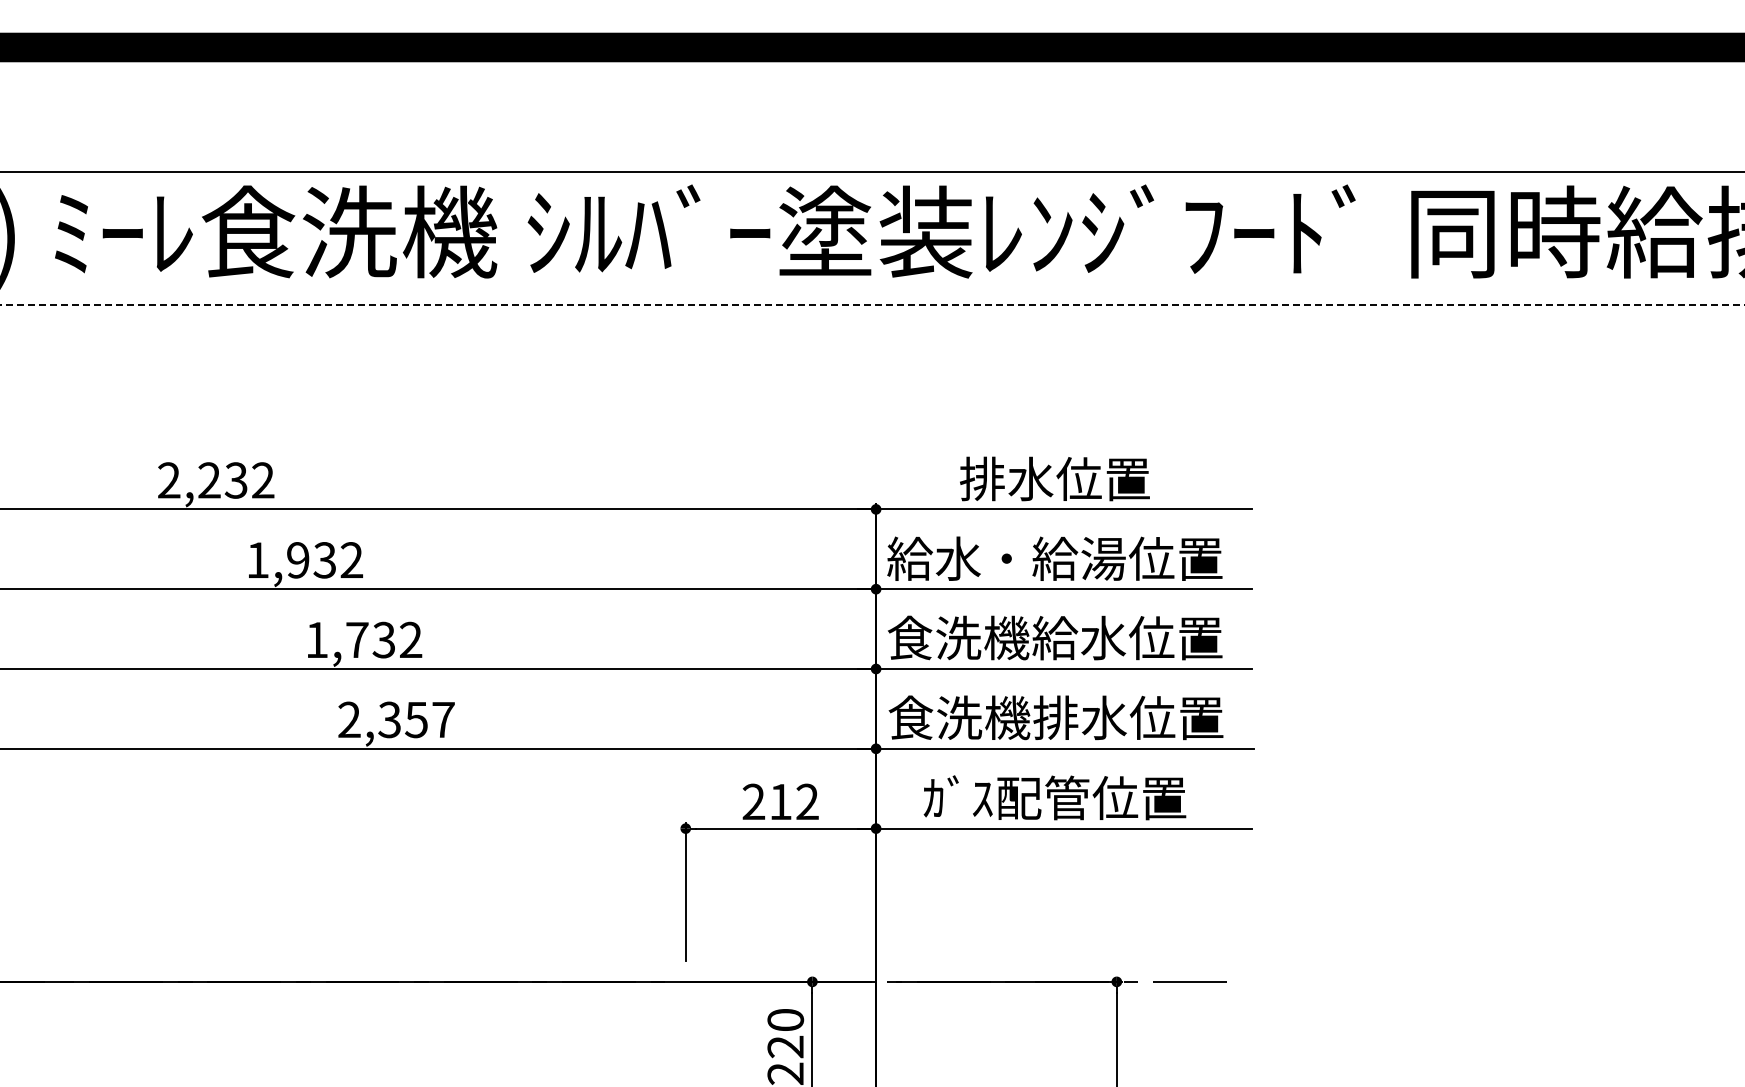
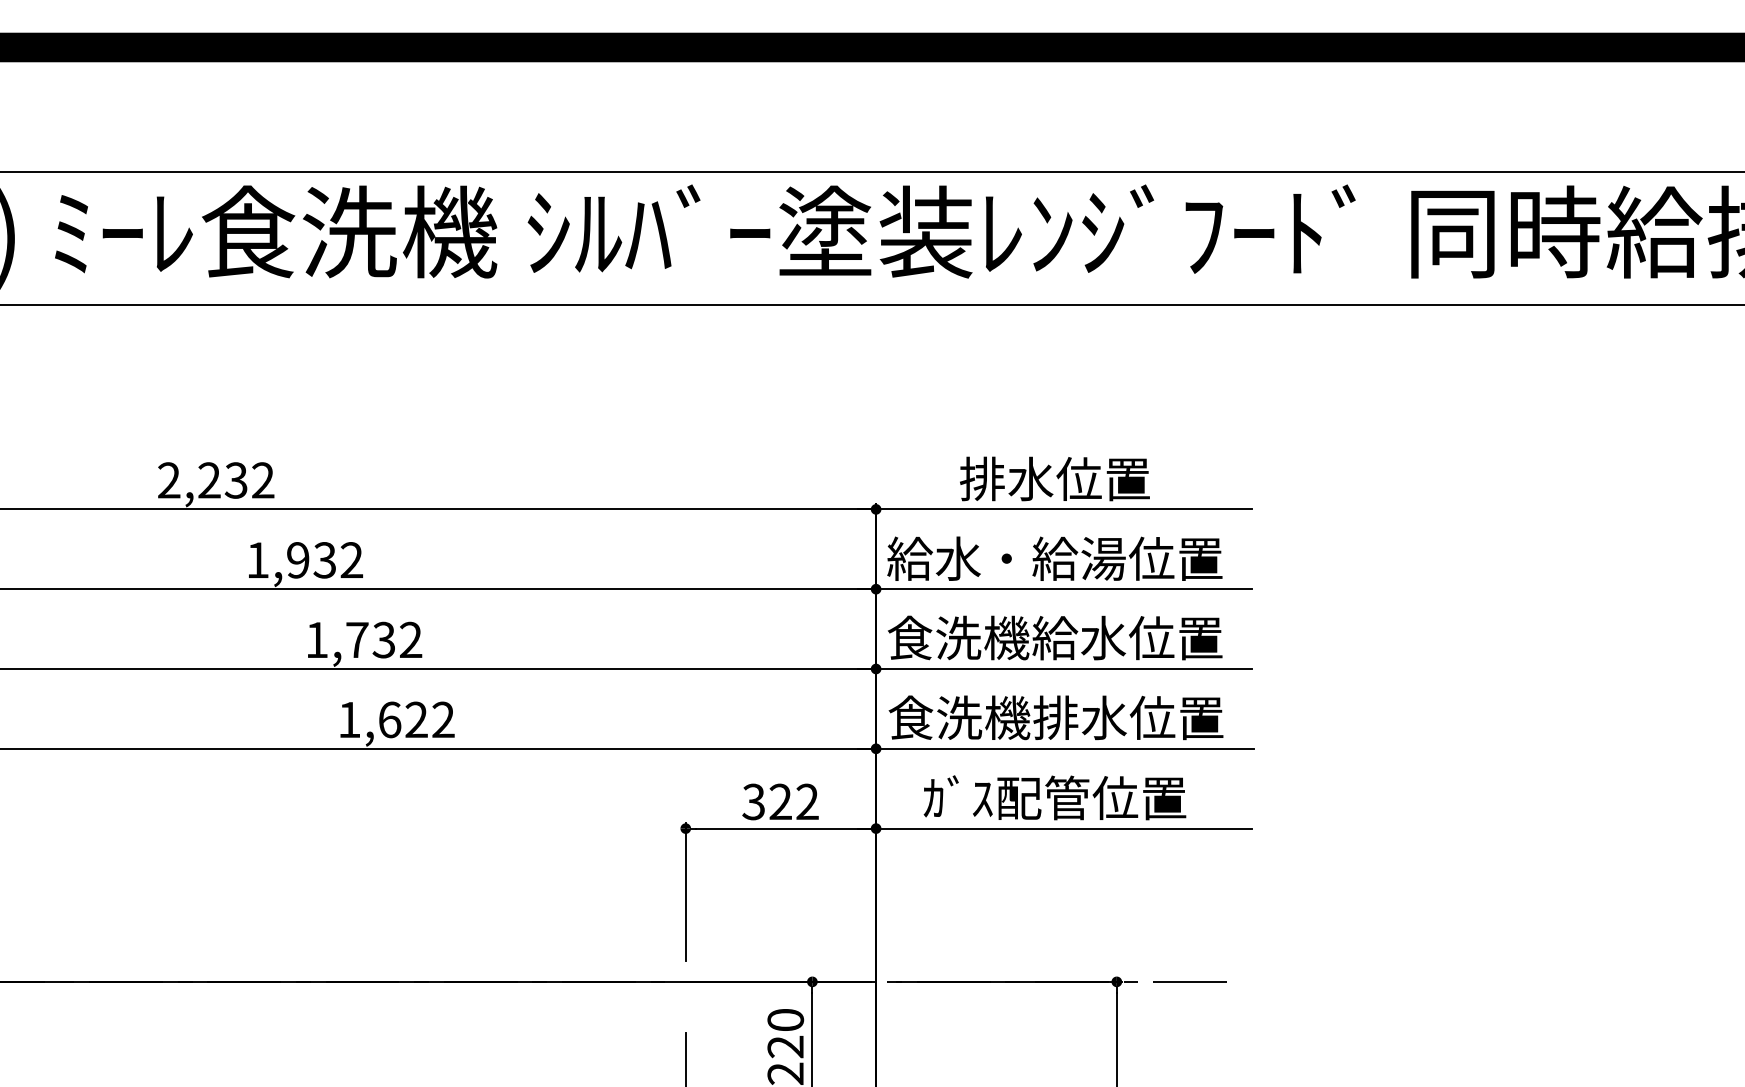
line: dashed -> solid (872, 305)
text: 2,357 -> 1,622 (396, 719)
text: 212 -> 322 (766, 801)
line: none -> present (685, 1057)
